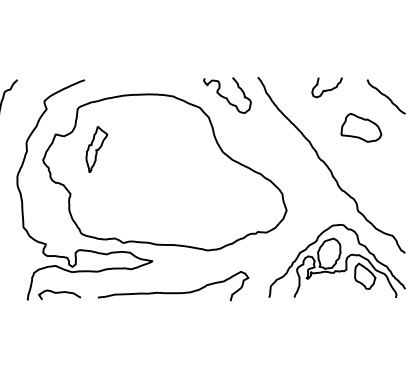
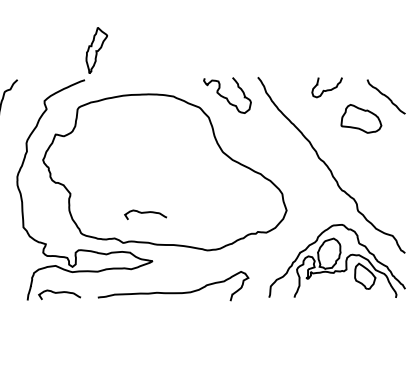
part position: (361, 127) -> (361, 118) (361, 118)
part position: (96, 149) -> (96, 50) (96, 50)
curve: none -> present (145, 213)
